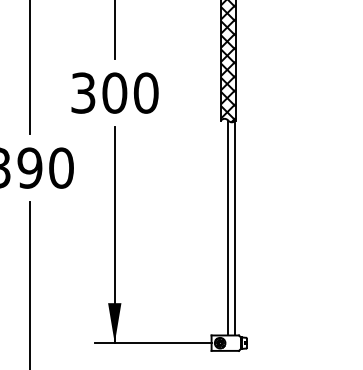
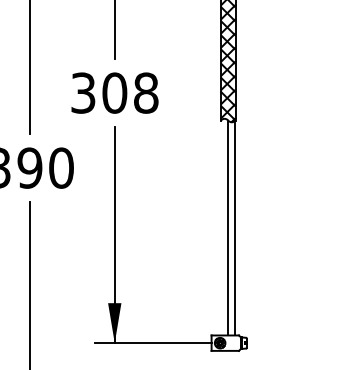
text: 300 -> 308 (145, 92)
